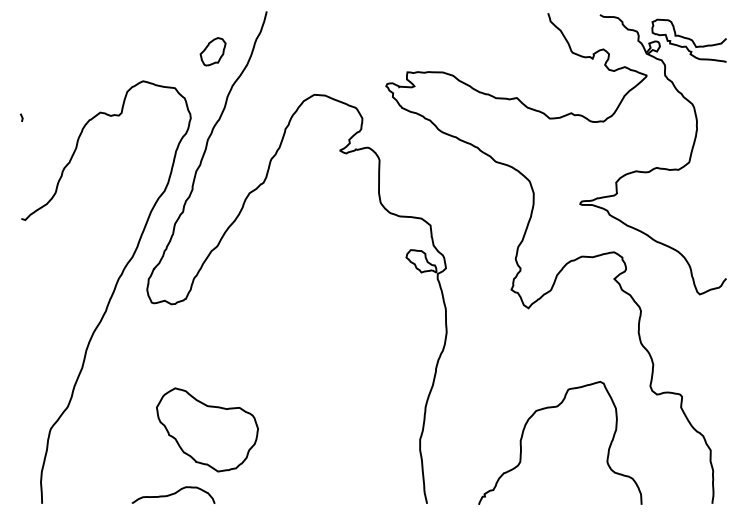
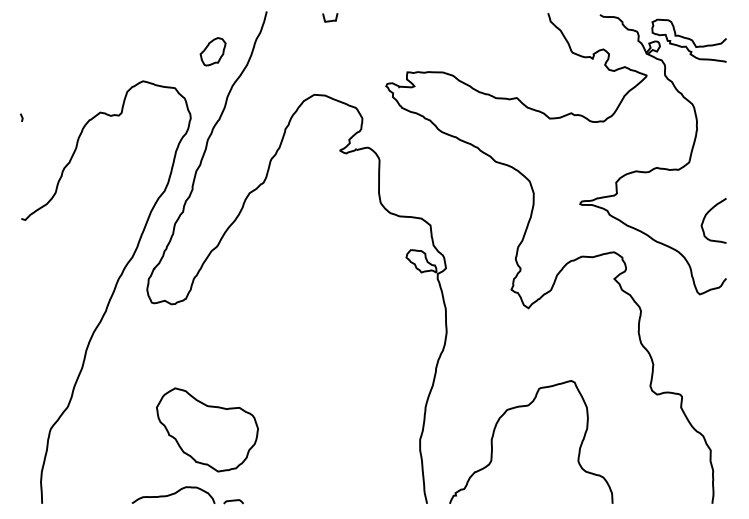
curve: none -> present (330, 20)
curve: none -> present (706, 216)
curve position: (557, 407) -> (528, 406) (528, 406)
curve: none -> present (233, 501)
